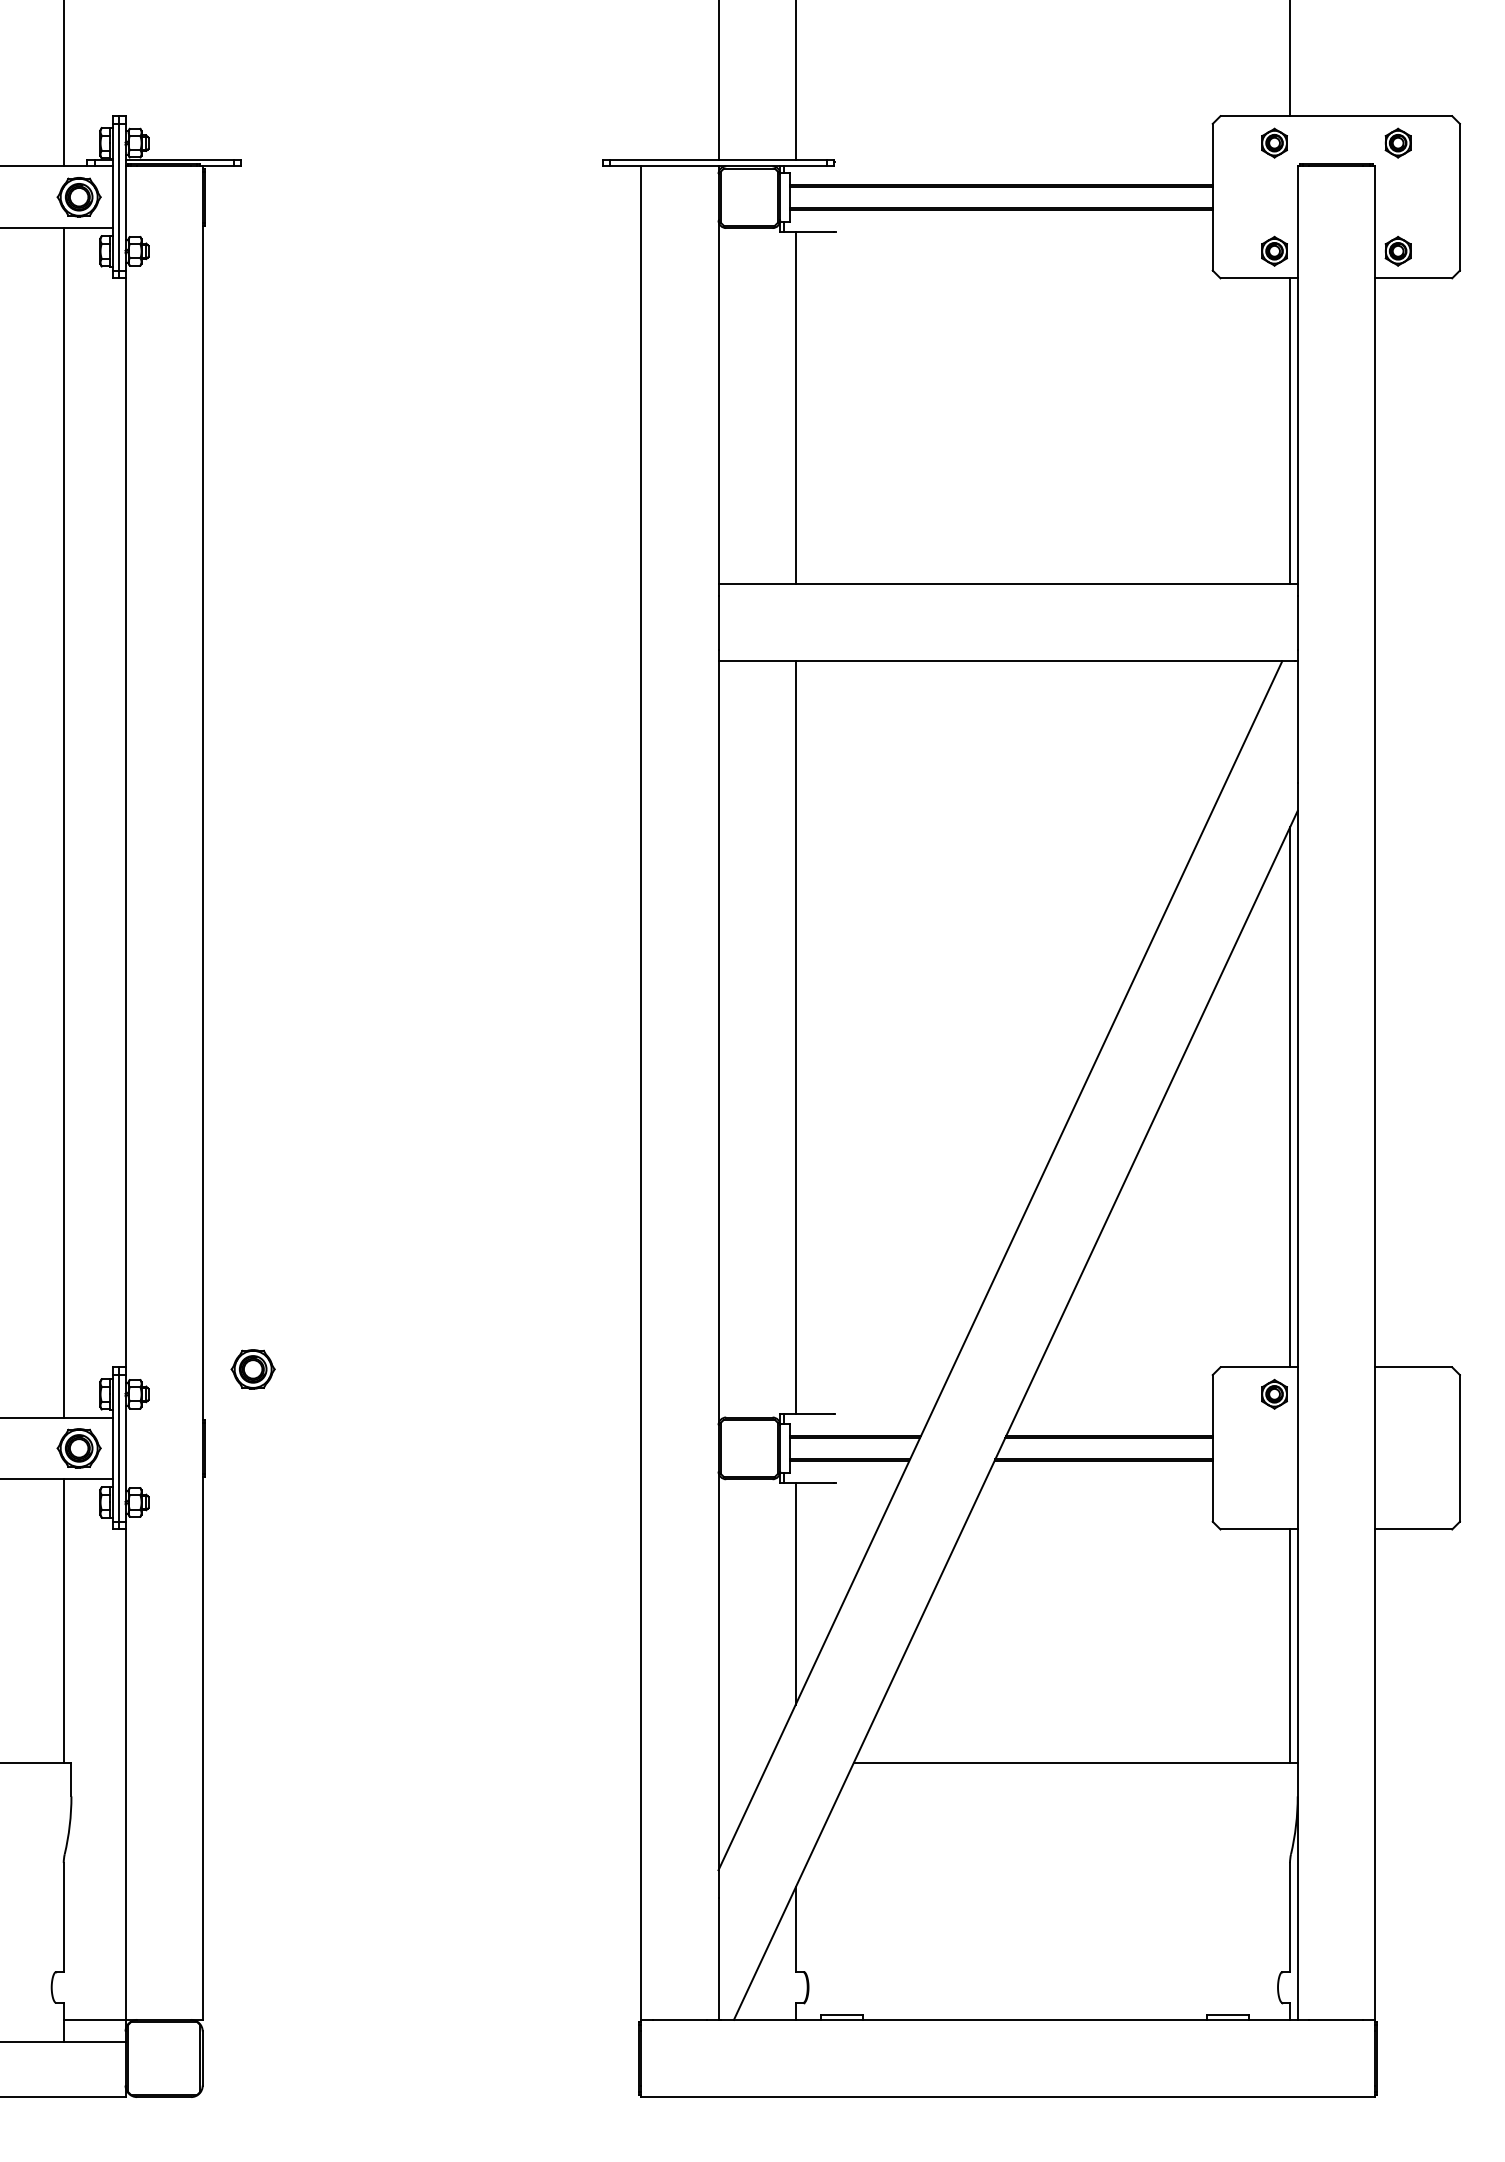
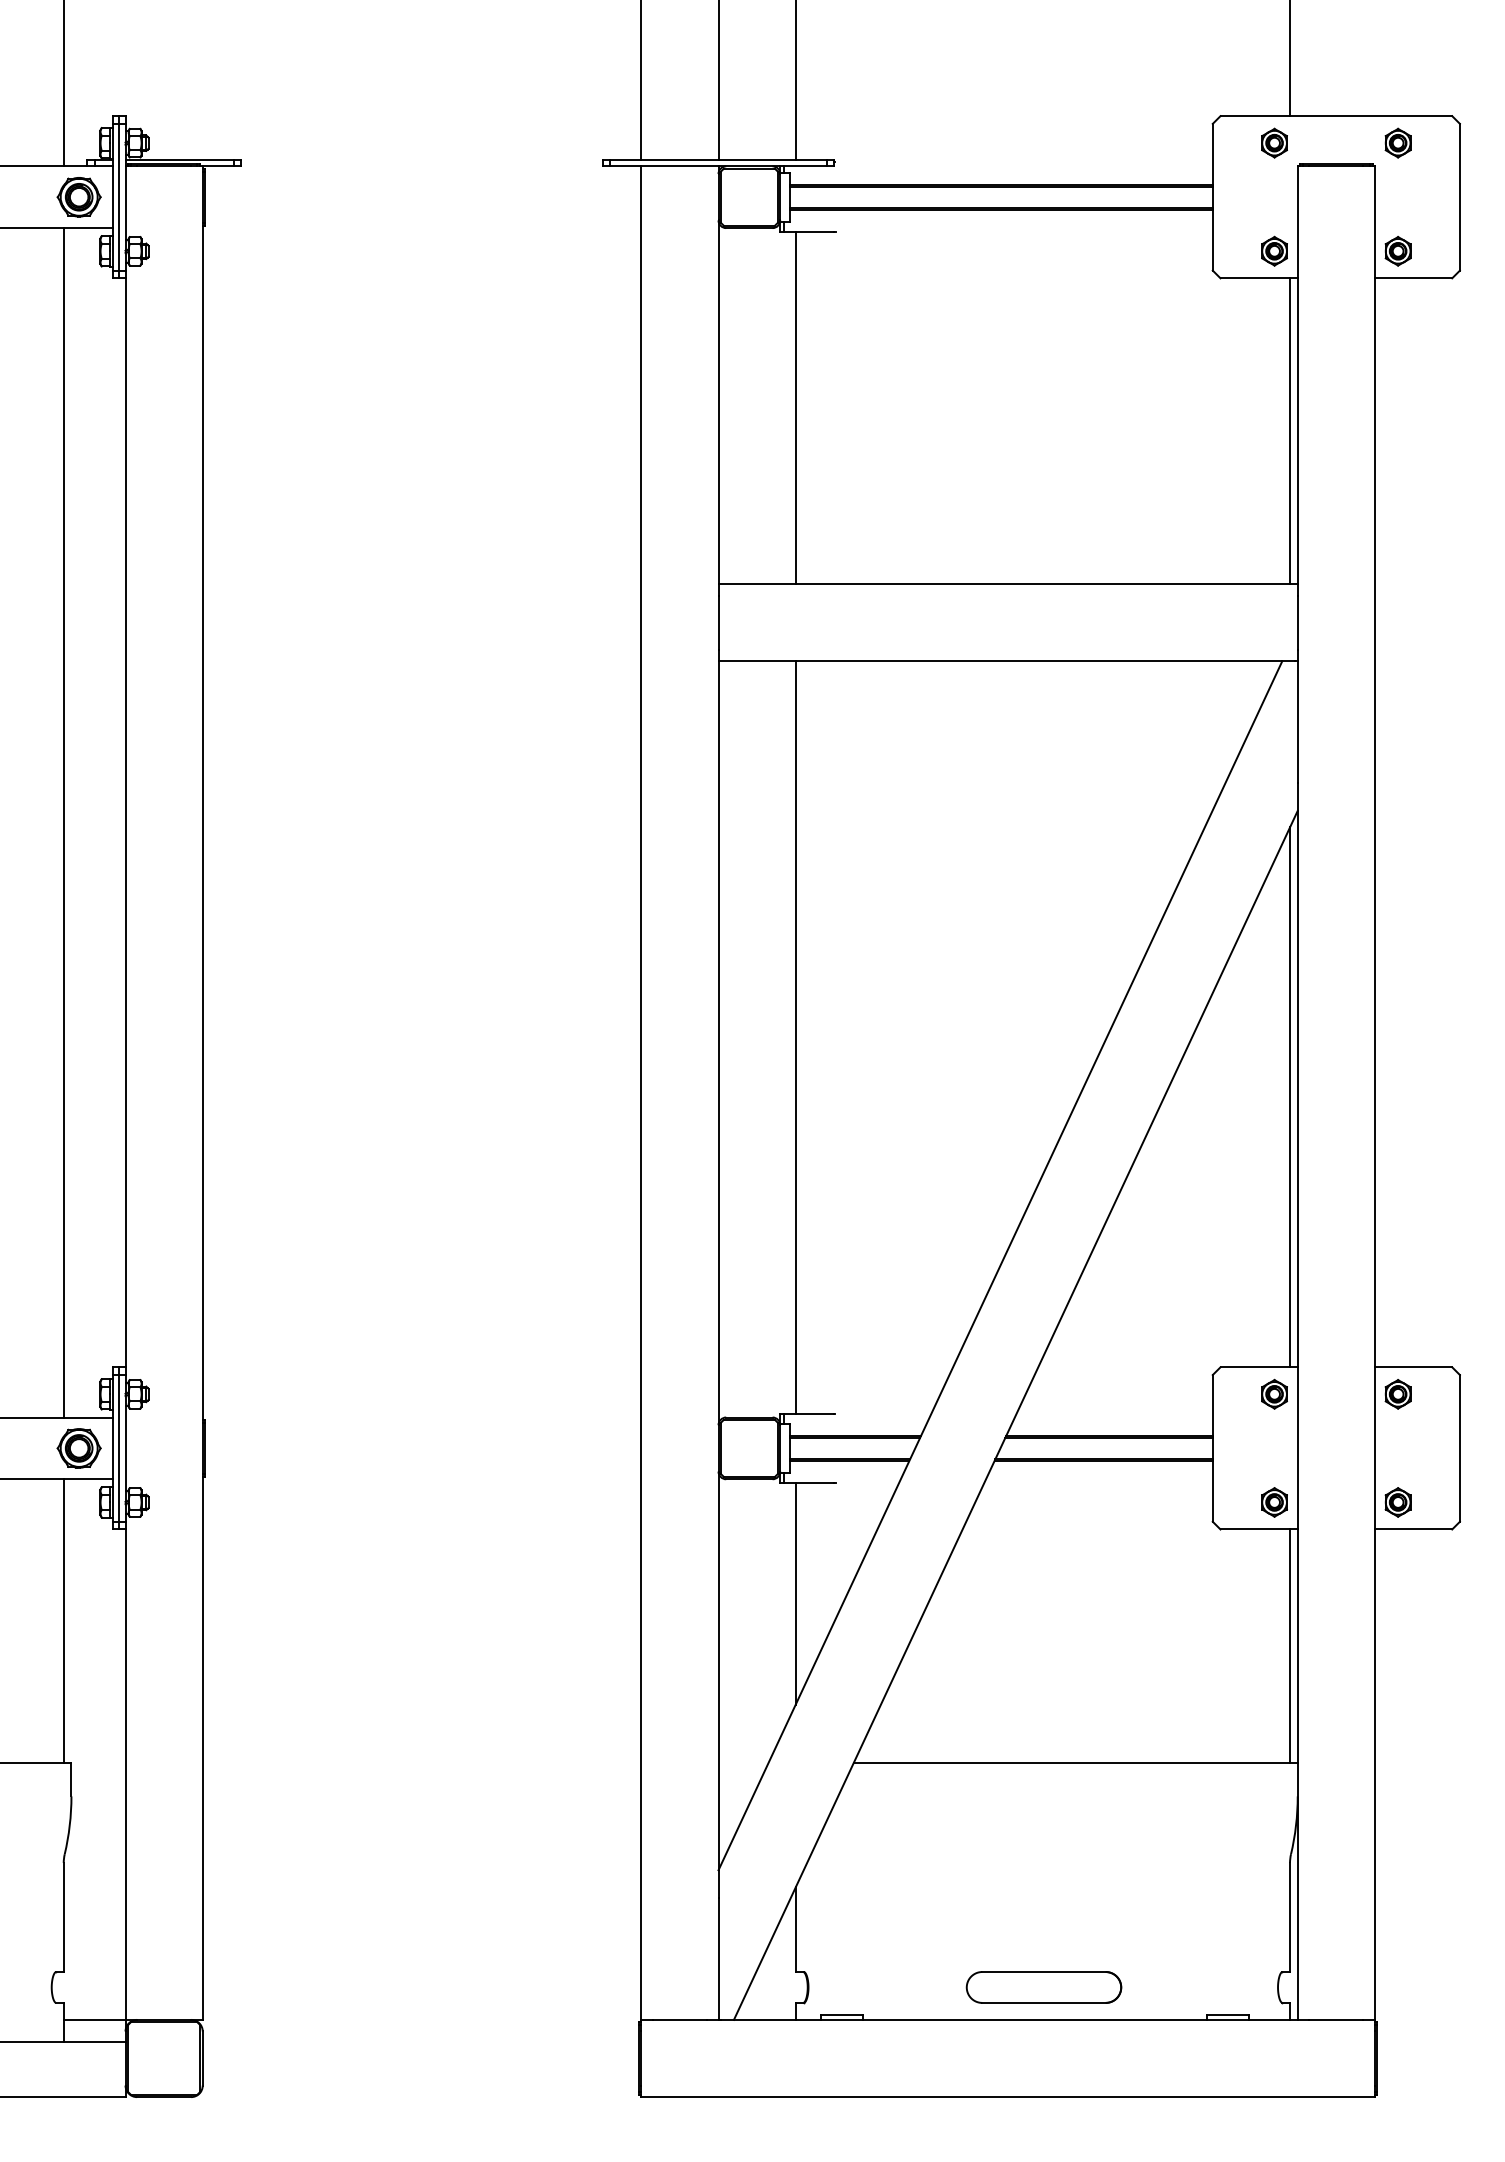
line: none -> present (641, 81)
part: present -> none (252, 1369)
part: none -> present (1397, 1394)
part: none -> present (1274, 1502)
part: none -> present (1397, 1502)
part: none -> present (1043, 1987)
